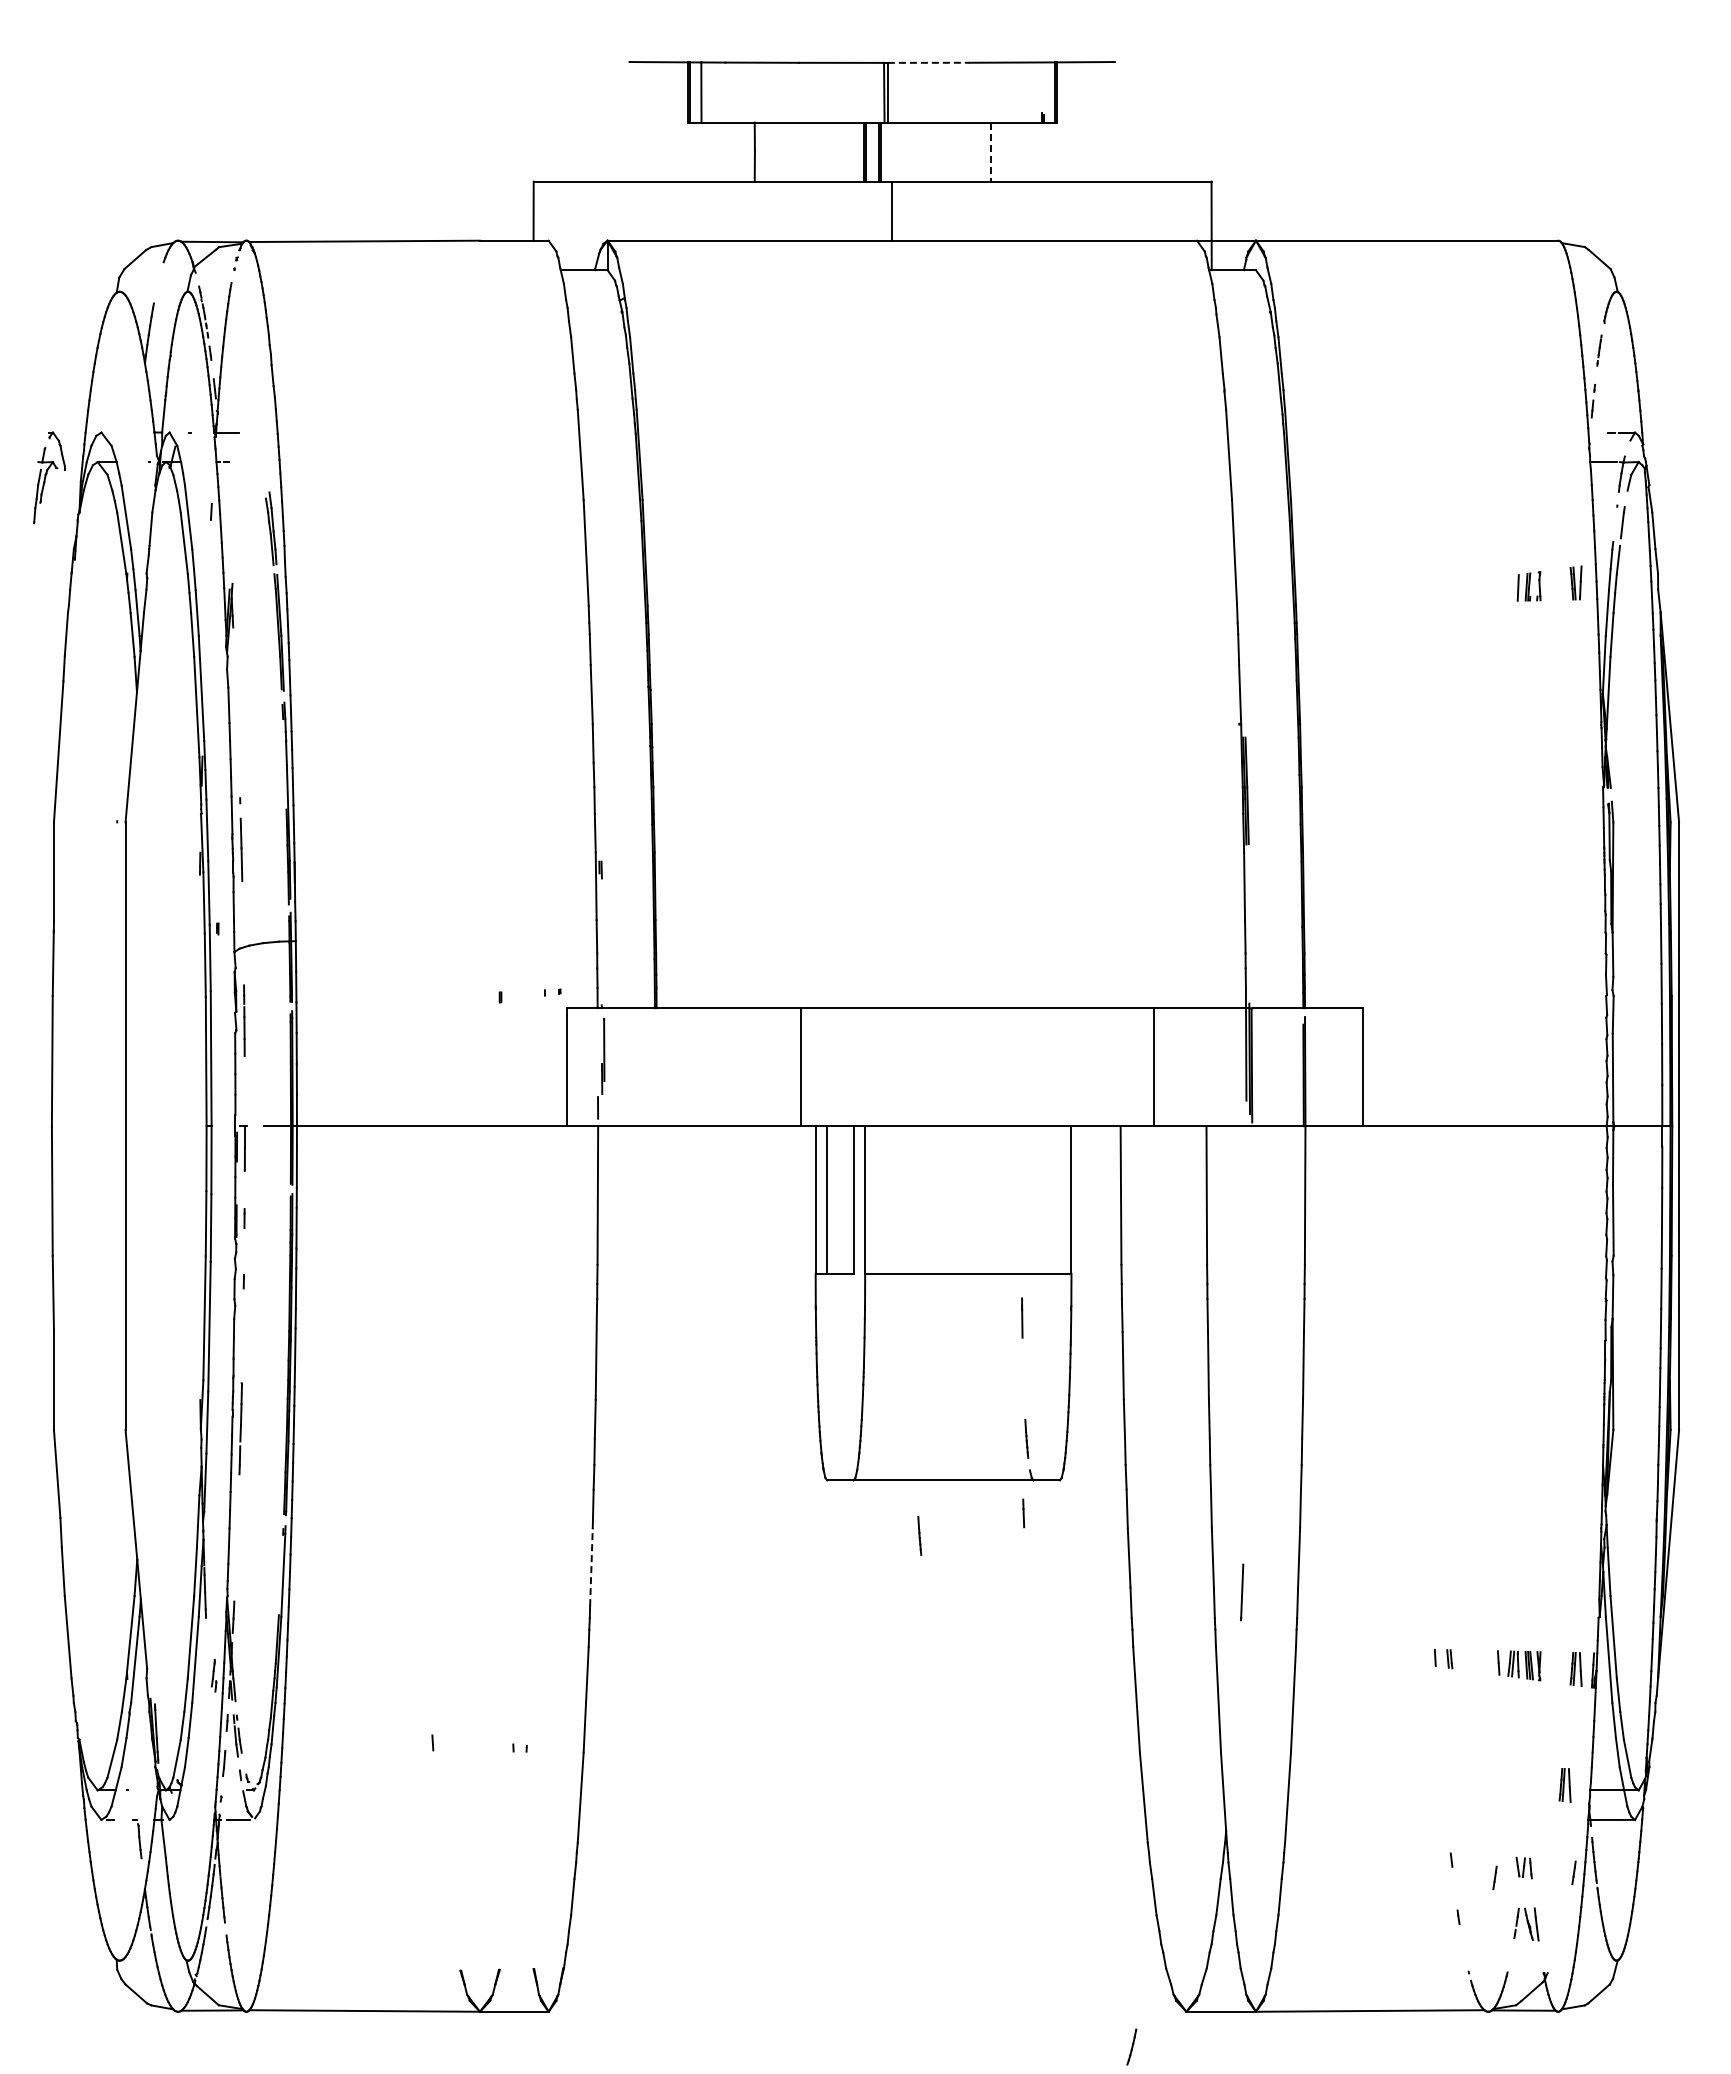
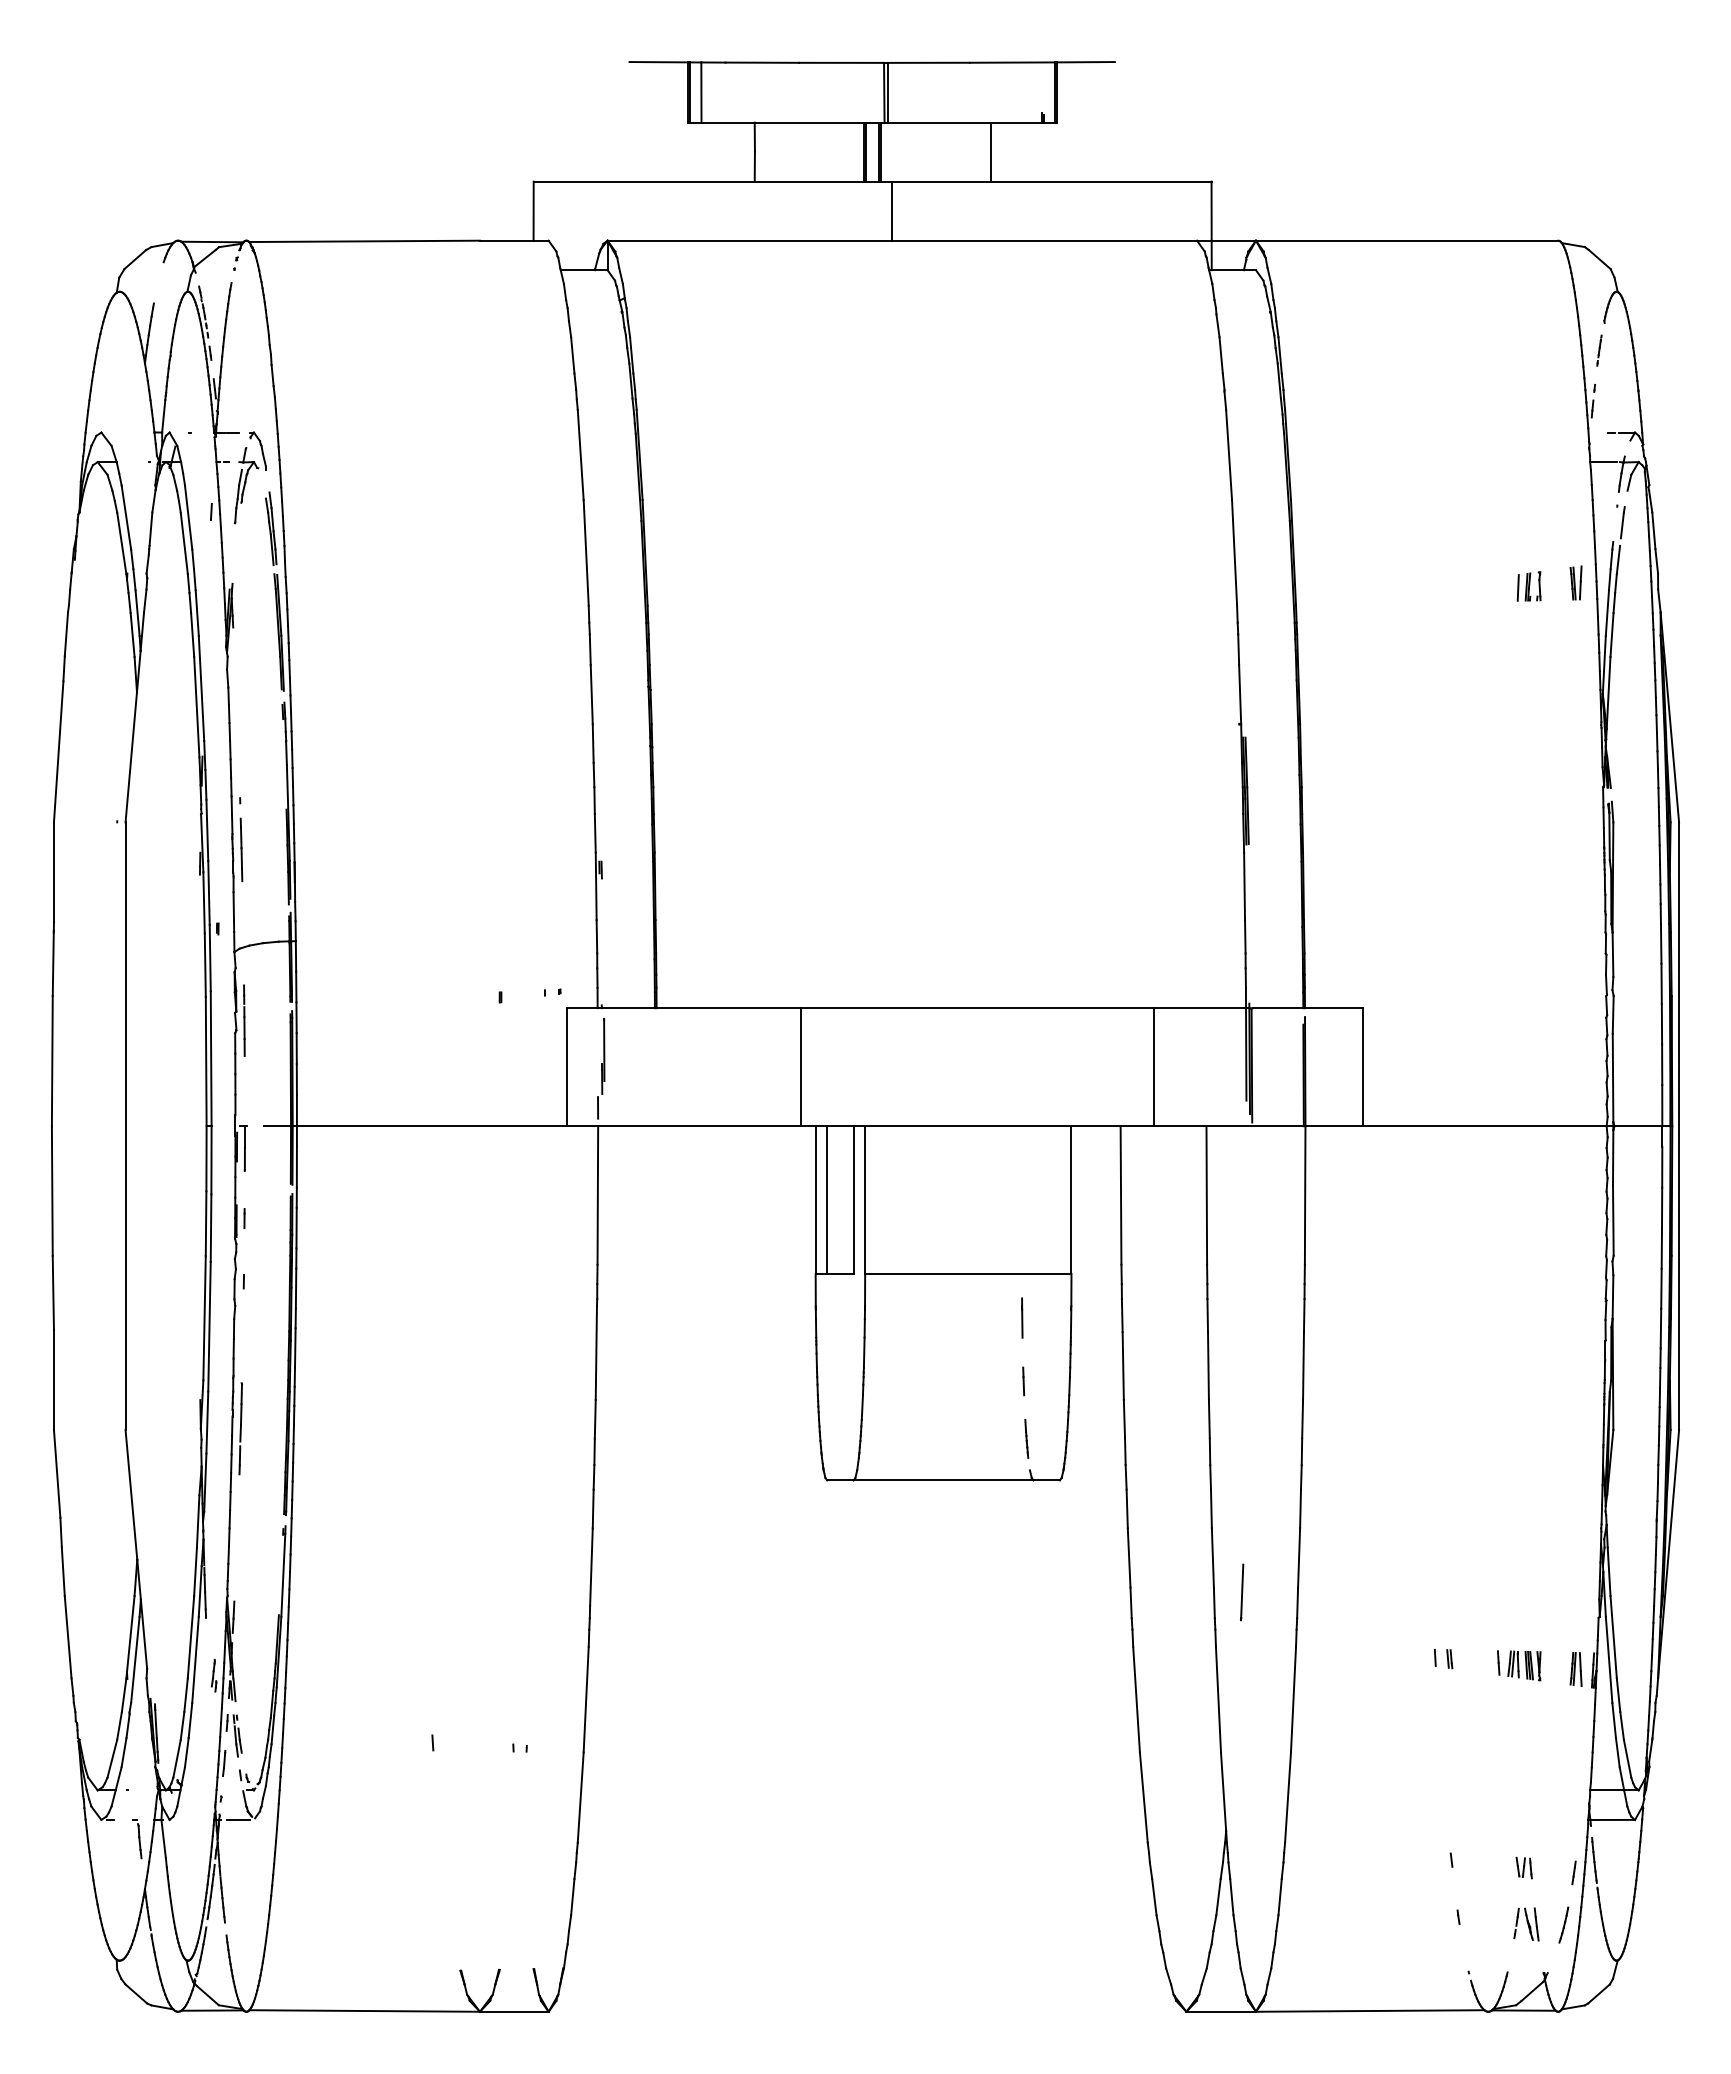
line: dashed -> solid (928, 62)
line: dashed -> solid (990, 152)
part position: (49, 477) -> (250, 477) (250, 477)
line position: (1023, 1513) -> (1023, 1381) (1023, 1381)
line: present -> none (919, 1535)
line: dashed -> solid (591, 1567)
part: present -> none (1564, 1785)
line: present -> none (1494, 1877)
line position: (1131, 2046) -> (1563, 1924) (1563, 1924)
